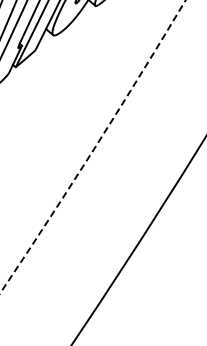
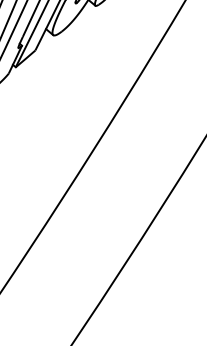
arc: dashed -> solid (95, 147)
